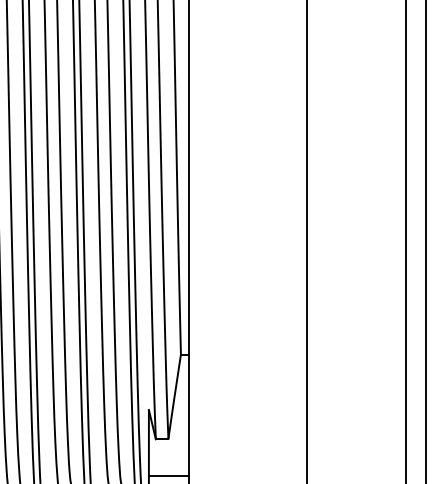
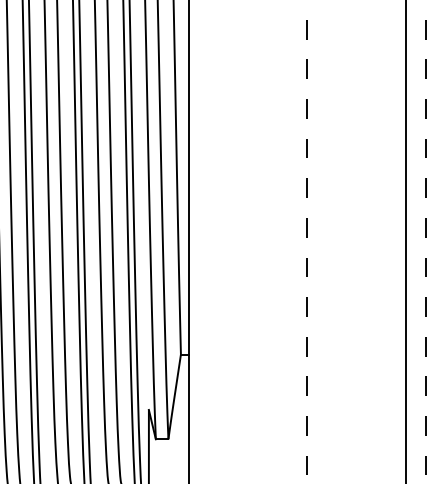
line: solid -> dashed (307, 241)
line: solid -> dashed (426, 241)
line: present -> none (168, 475)
